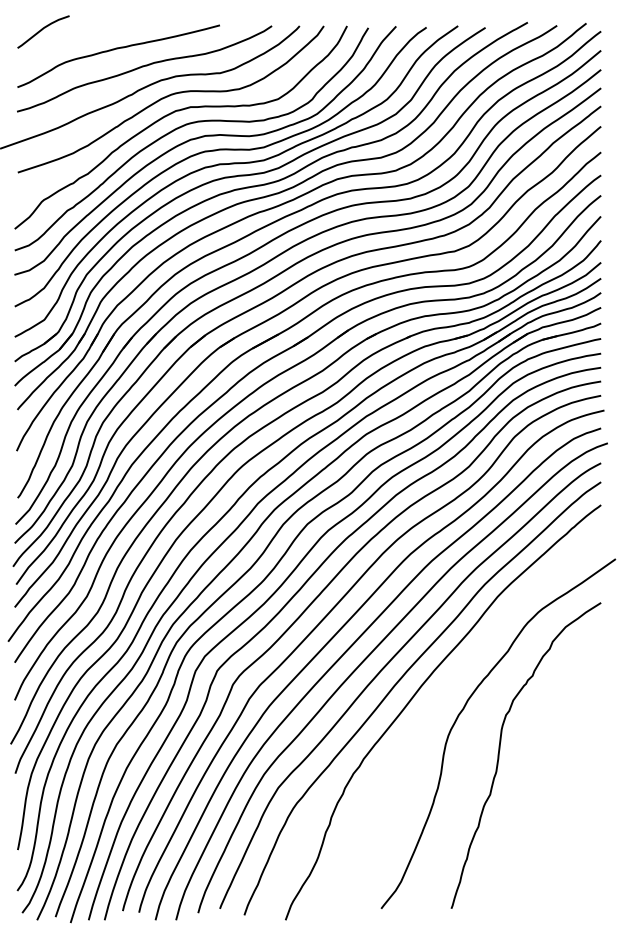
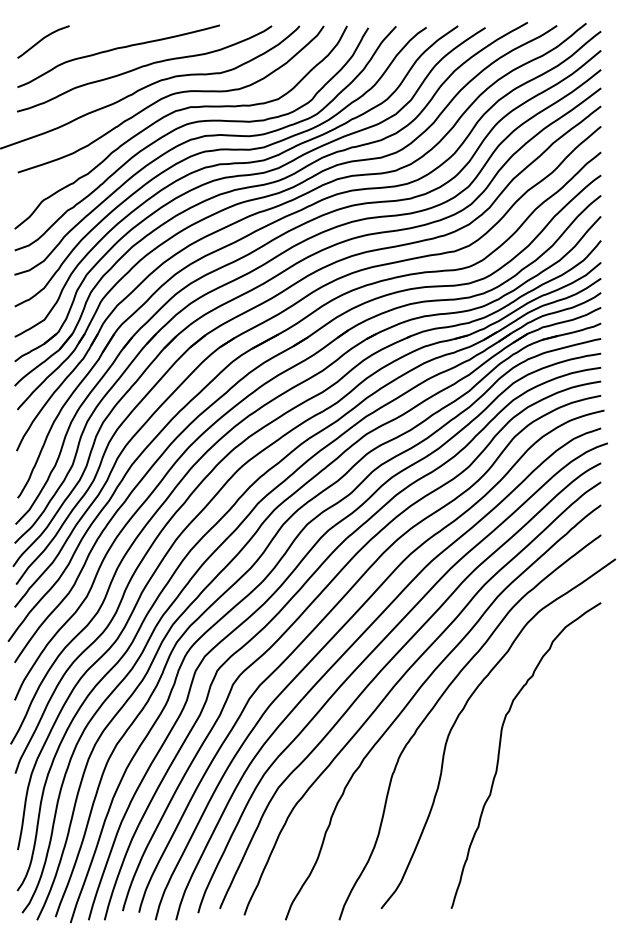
curve position: (42, 30) -> (42, 40) (42, 40)
curve: none -> present (435, 706)
